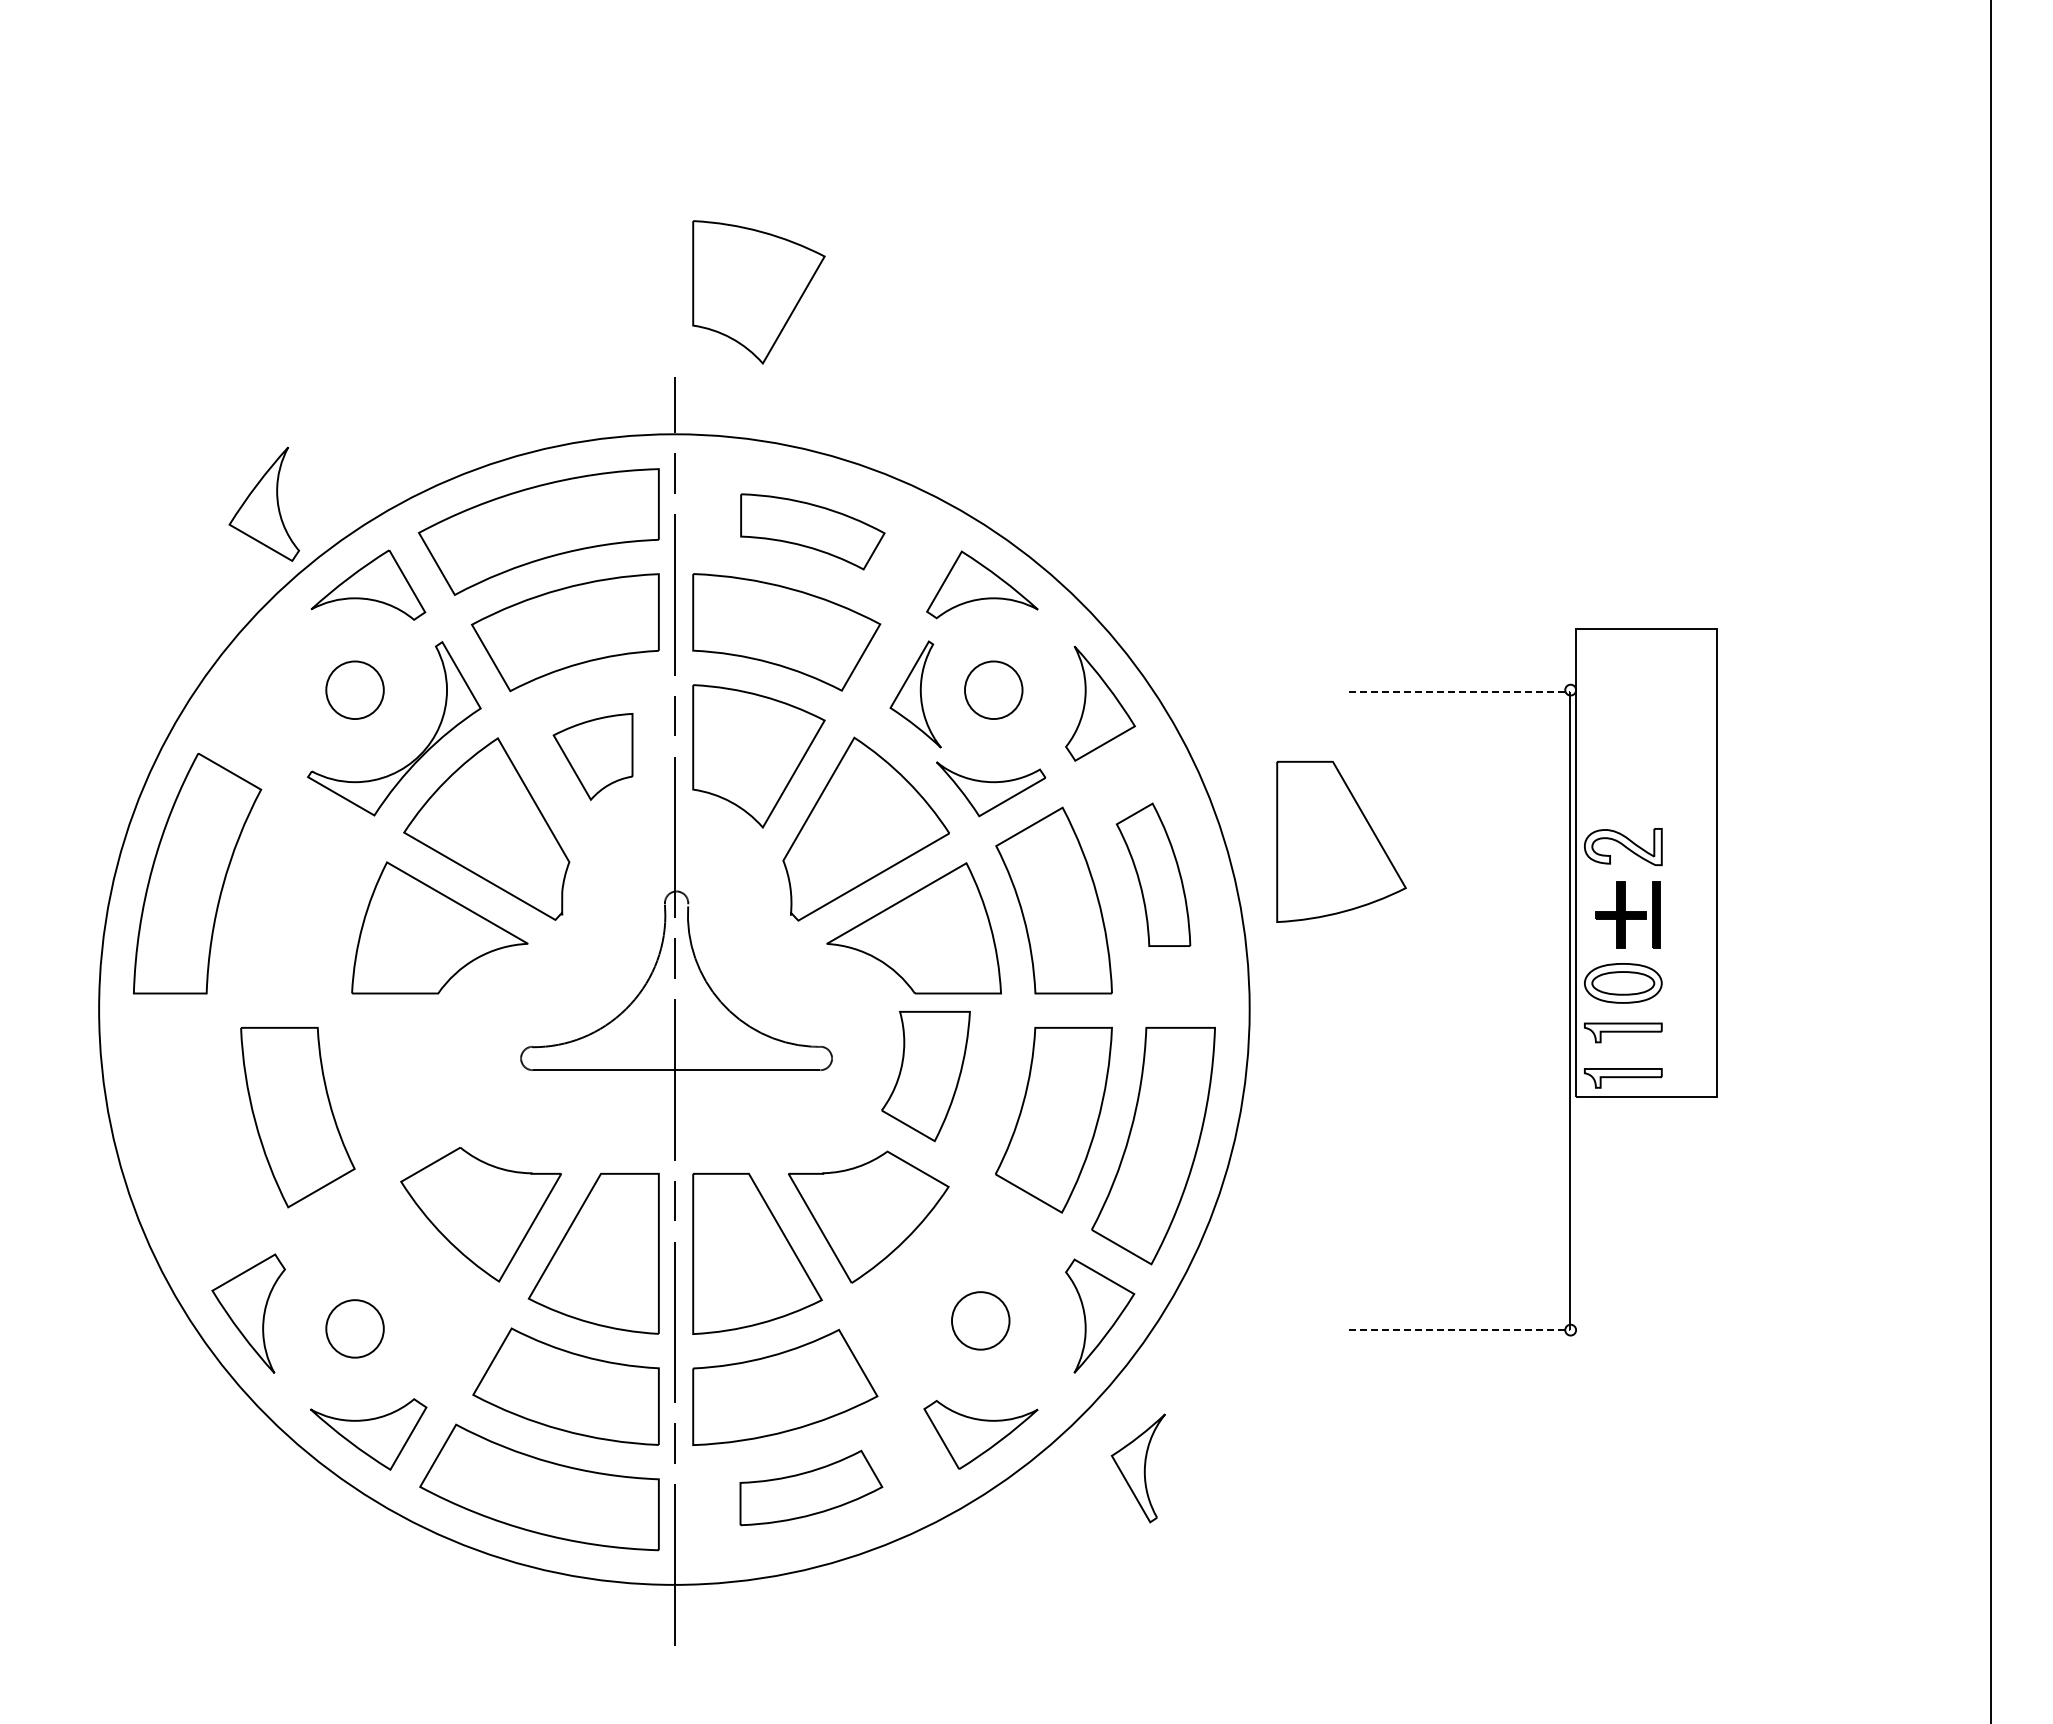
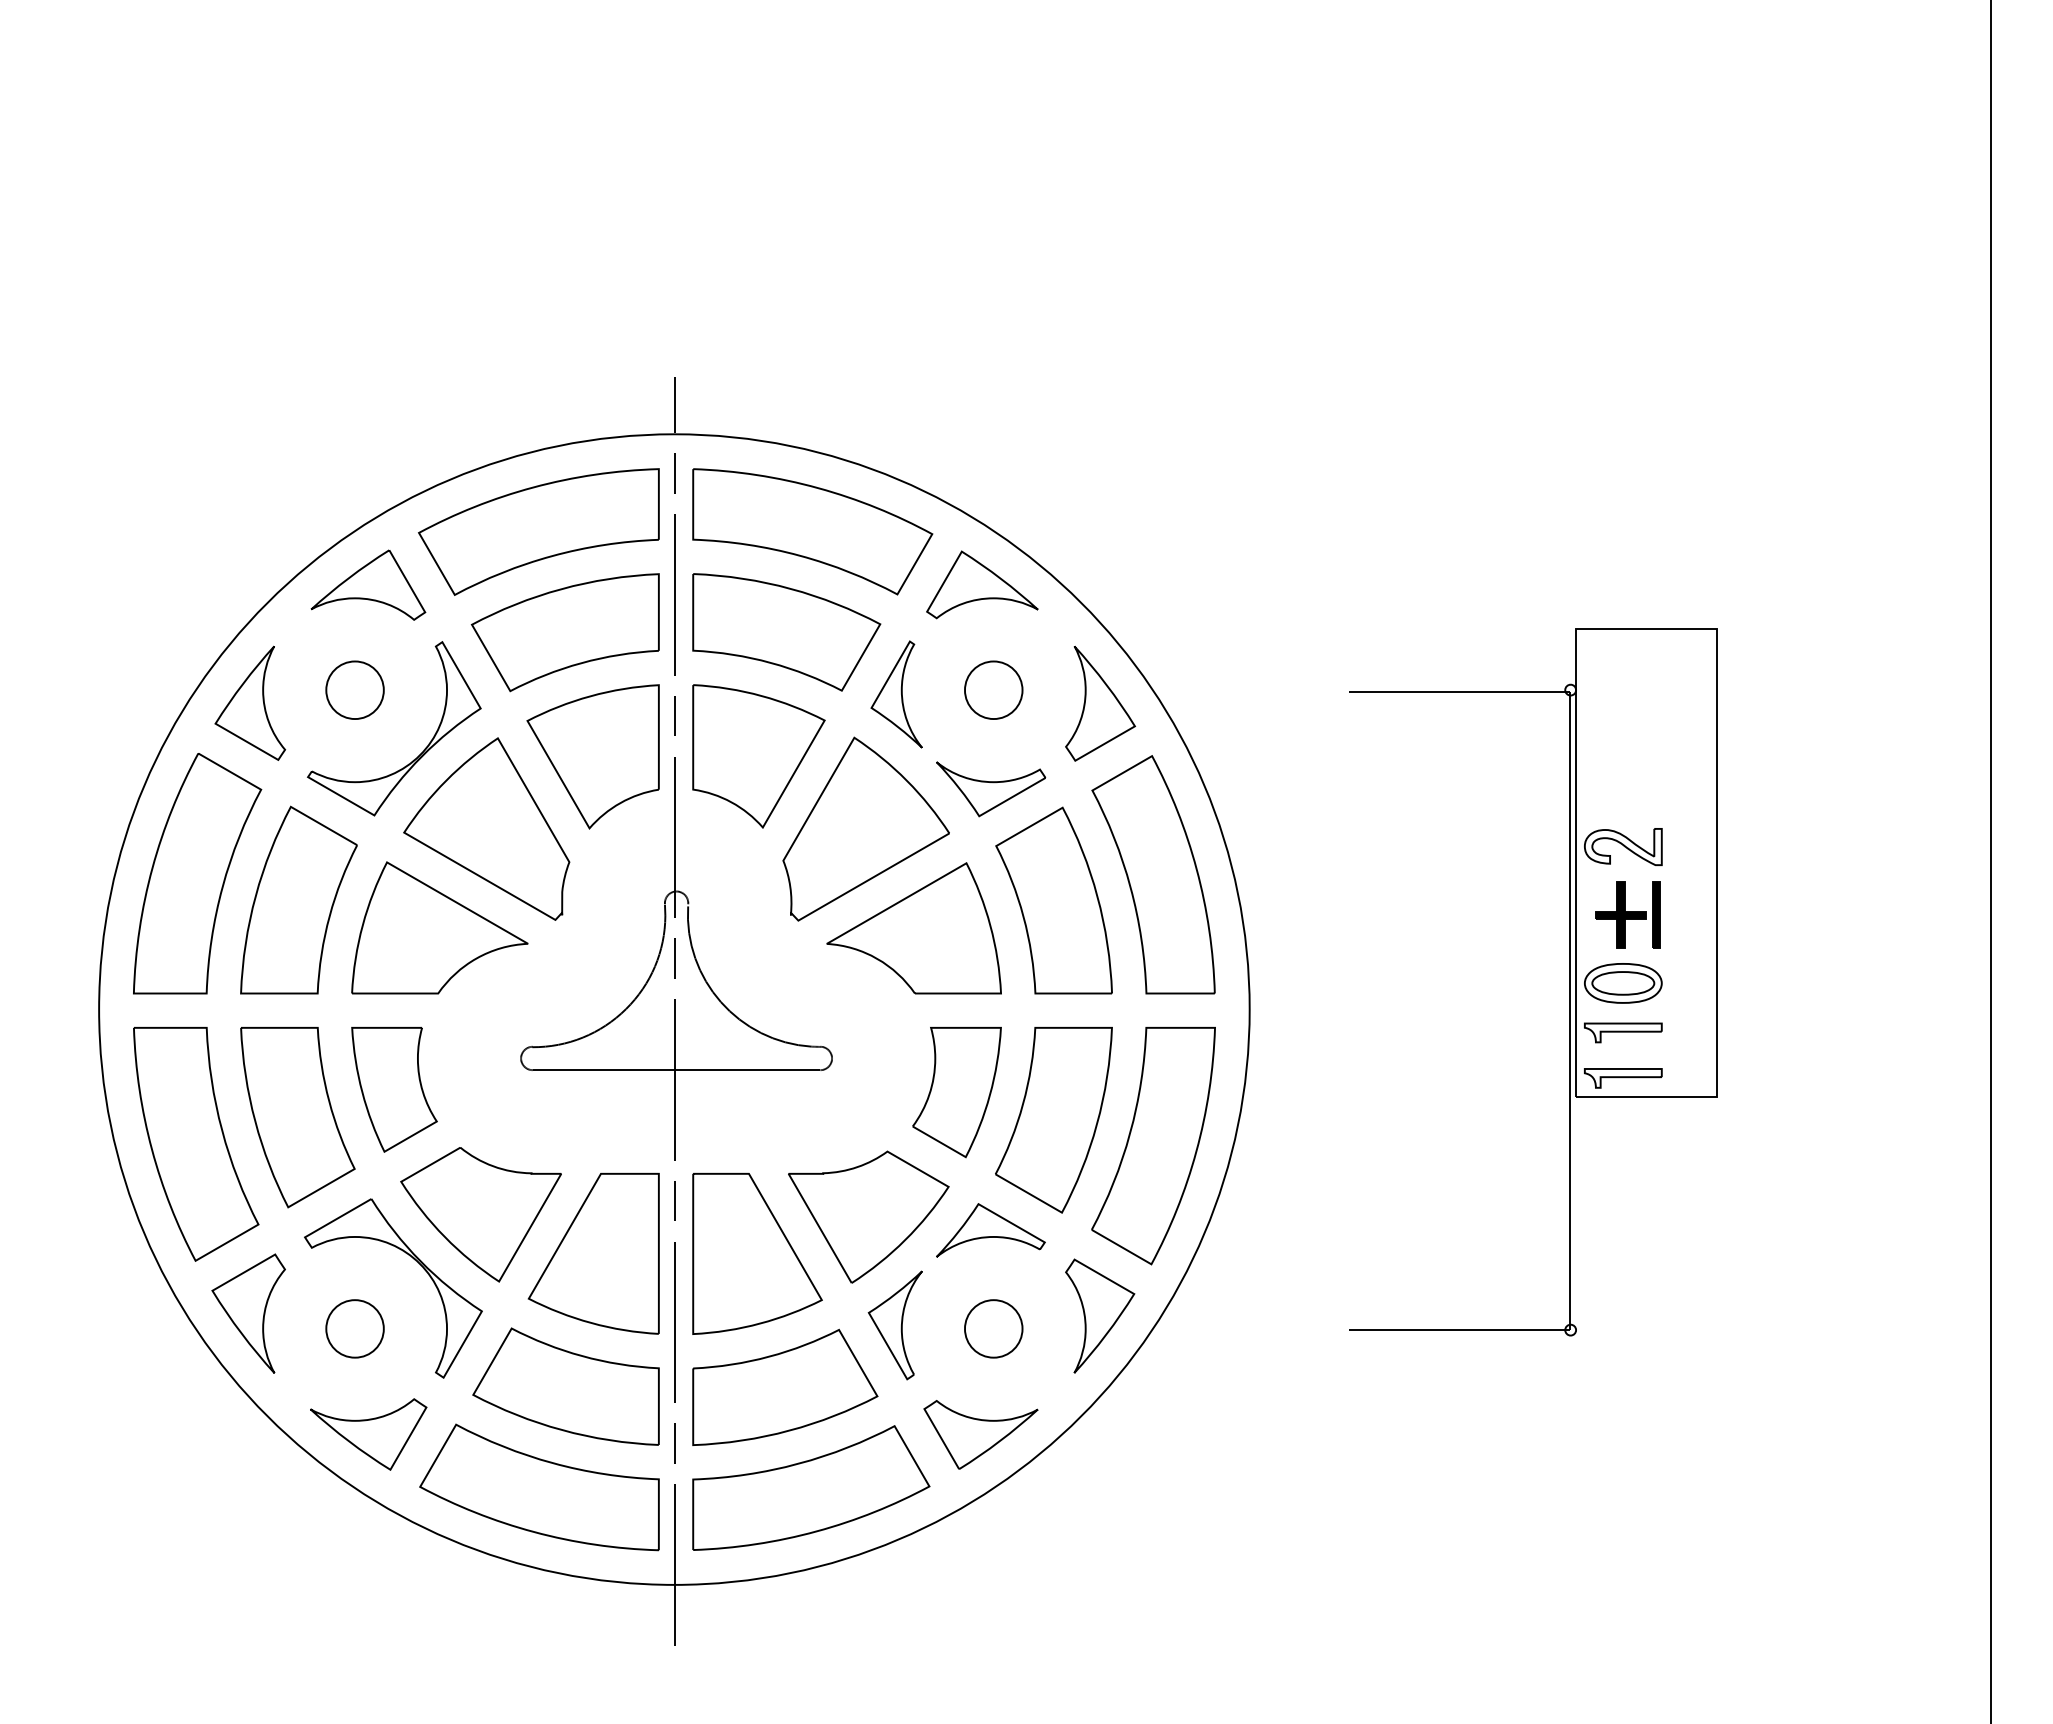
part: present -> none (758, 292)
part position: (264, 503) -> (250, 702) (250, 702)
part size: 146x78 px -> 242x128 px (812, 531)
line: dashed -> solid (1459, 692)
part position: (915, 694) -> (896, 694) (896, 694)
part size: 82x89 px -> 134x146 px (592, 756)
part: present -> none (1341, 841)
part size: 77x145 px -> 125x240 px (1153, 874)
part: none -> present (298, 899)
part position: (925, 1076) -> (956, 1092) (956, 1092)
part: none -> present (394, 1089)
part: none -> present (196, 1144)
part: none -> present (990, 1230)
part: none -> present (414, 1260)
part position: (980, 1320) -> (993, 1328) (993, 1328)
line: dashed -> solid (1459, 1330)
part position: (1137, 1468) -> (894, 1325) (894, 1325)
part size: 145x78 px -> 239x126 px (811, 1487)
